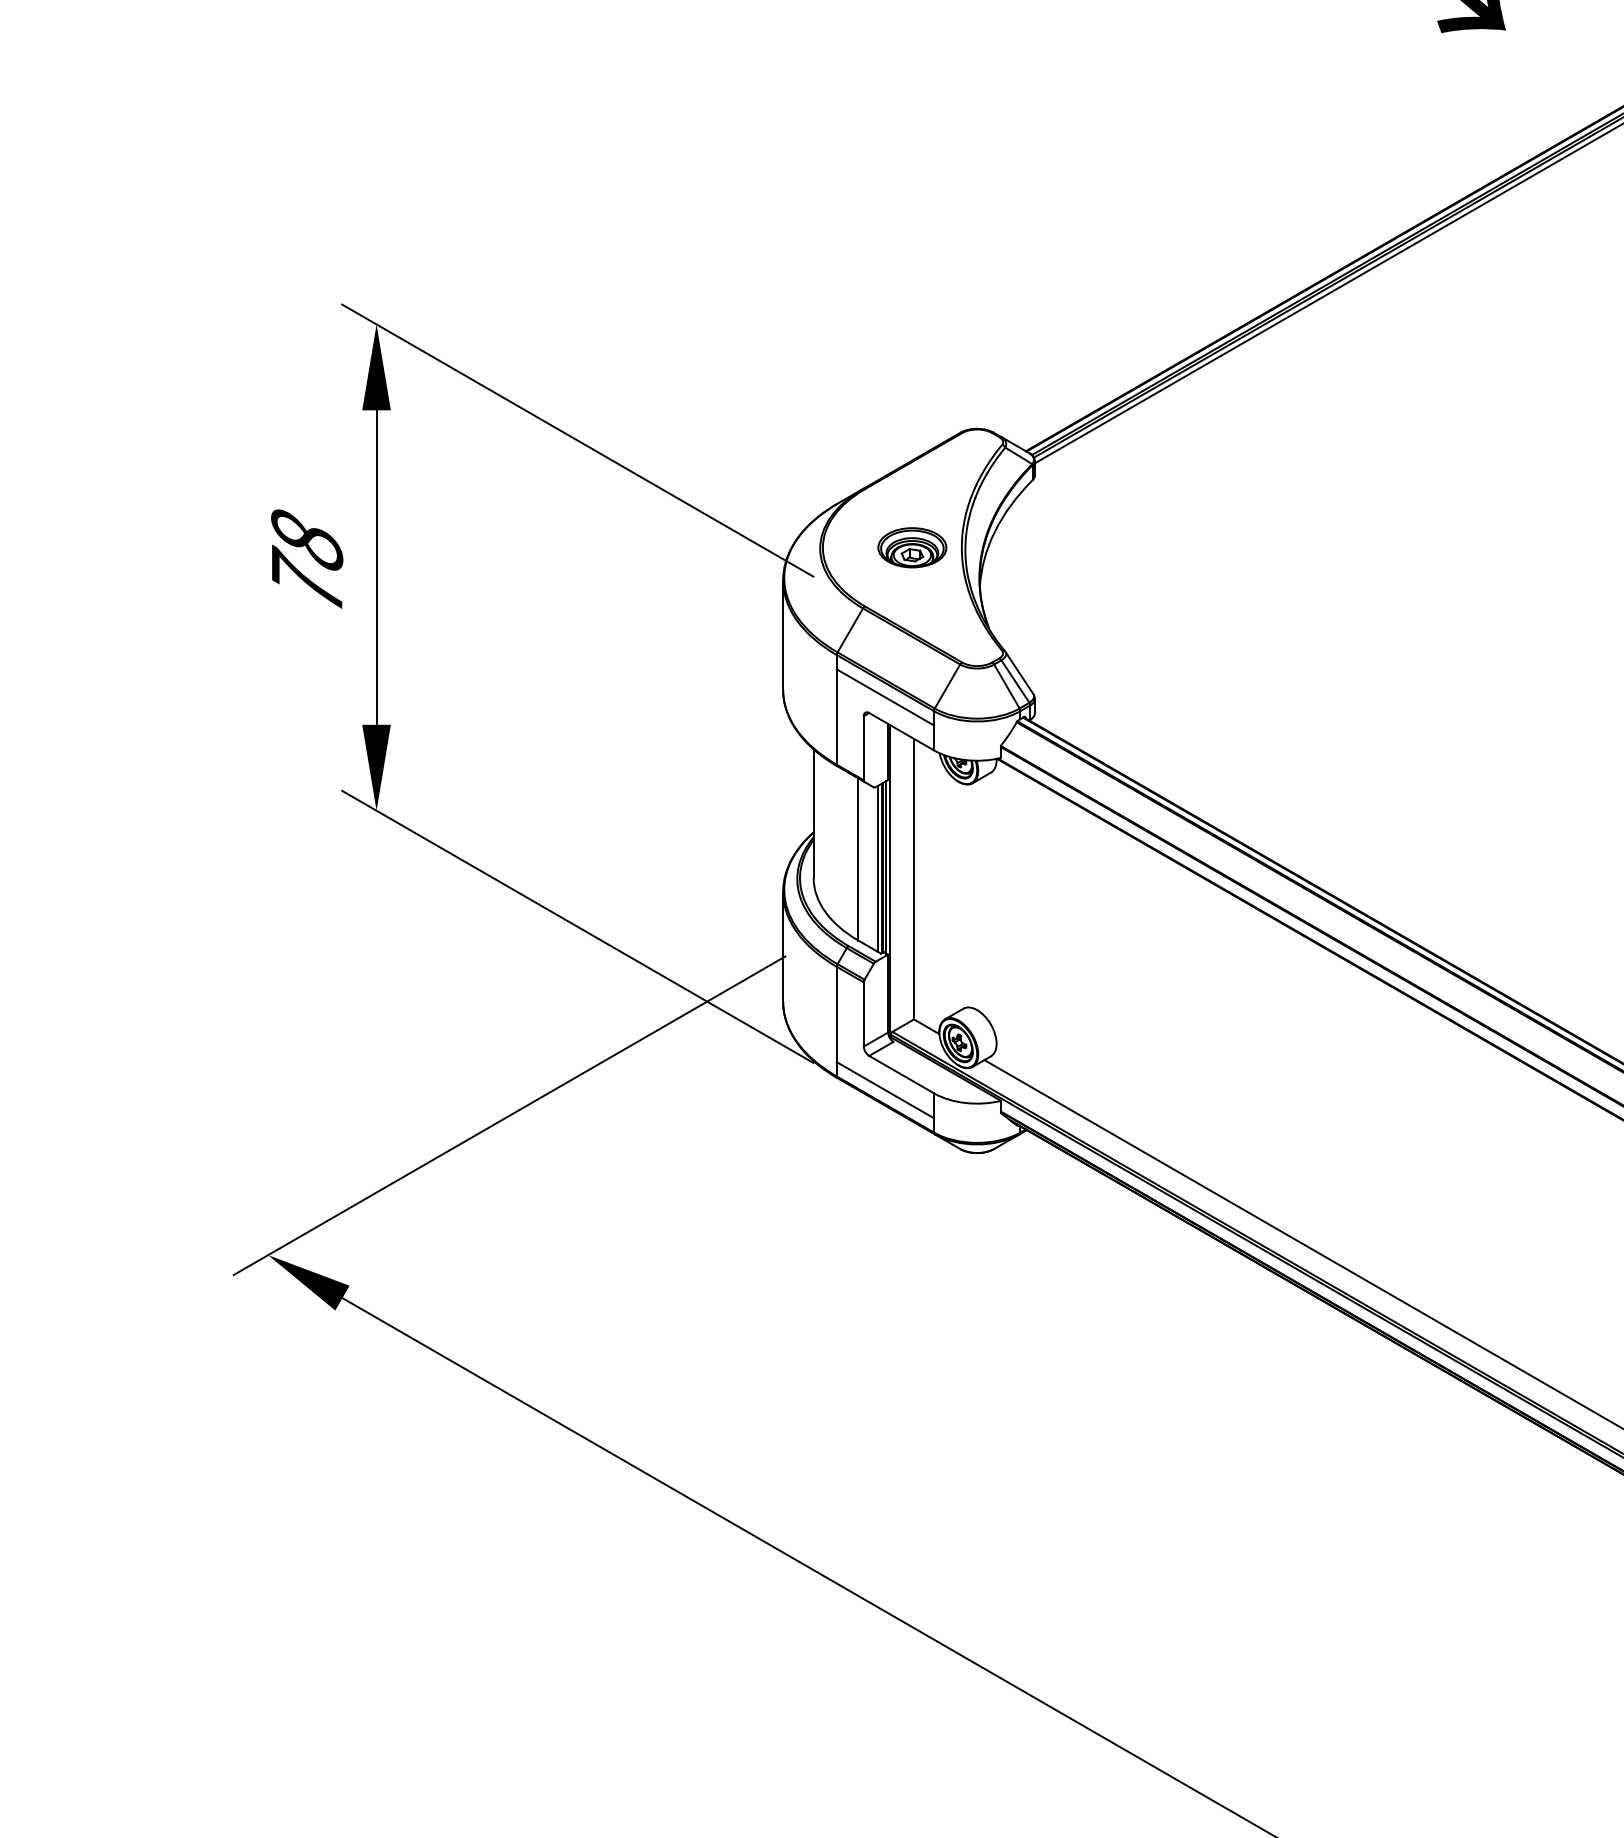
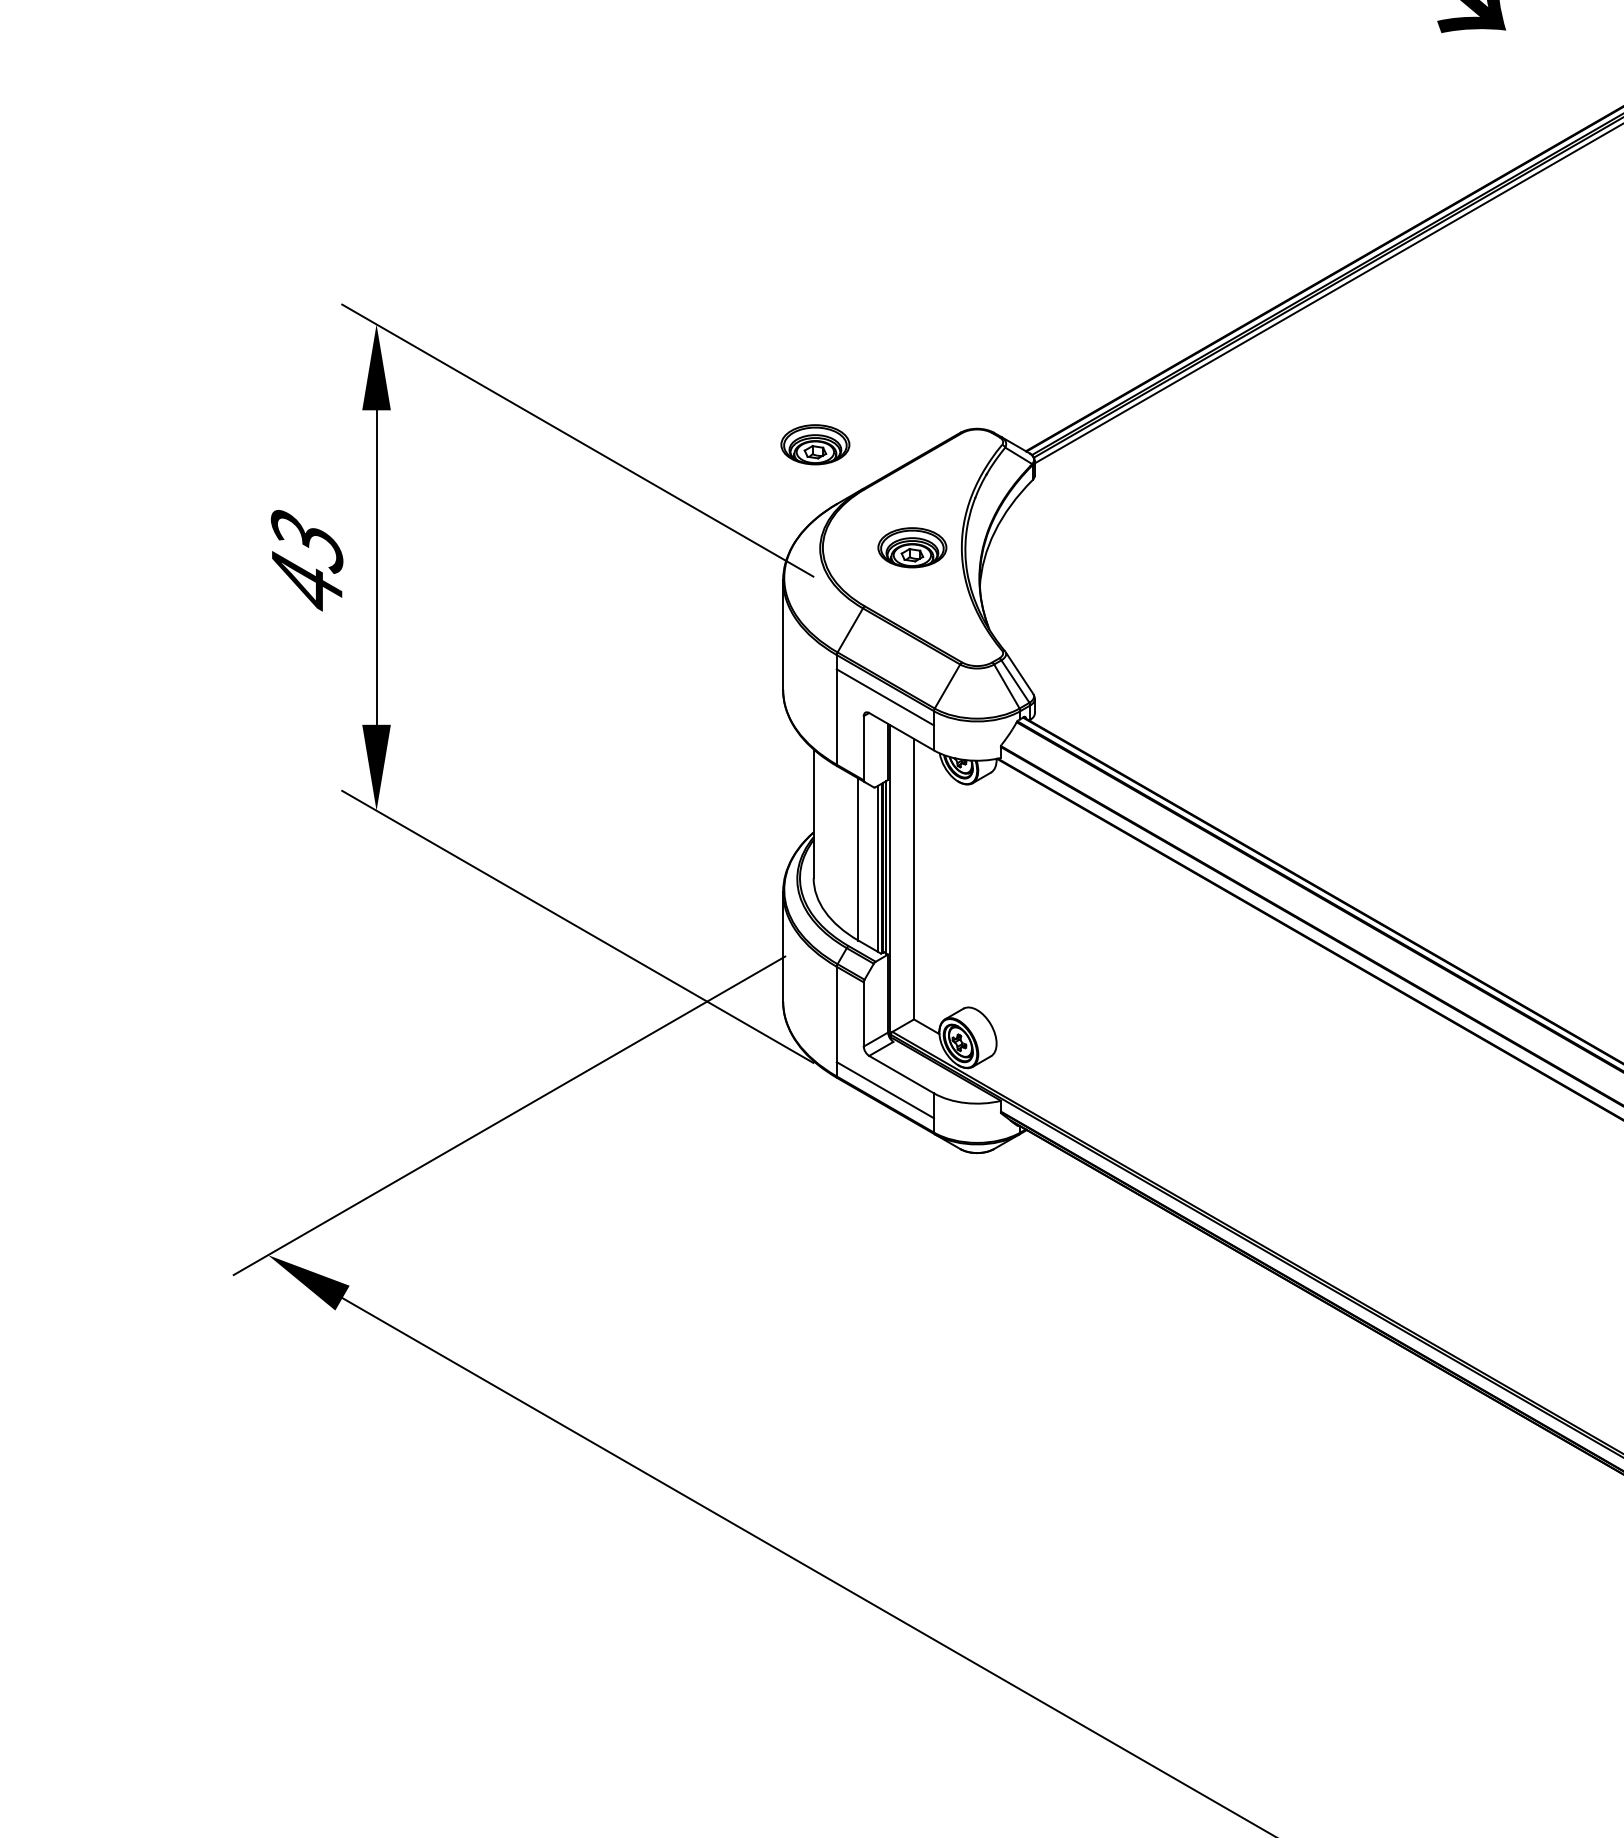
part: none -> present (815, 444)
text: 78 -> 43 (306, 560)
line: present -> none (1302, 1243)
